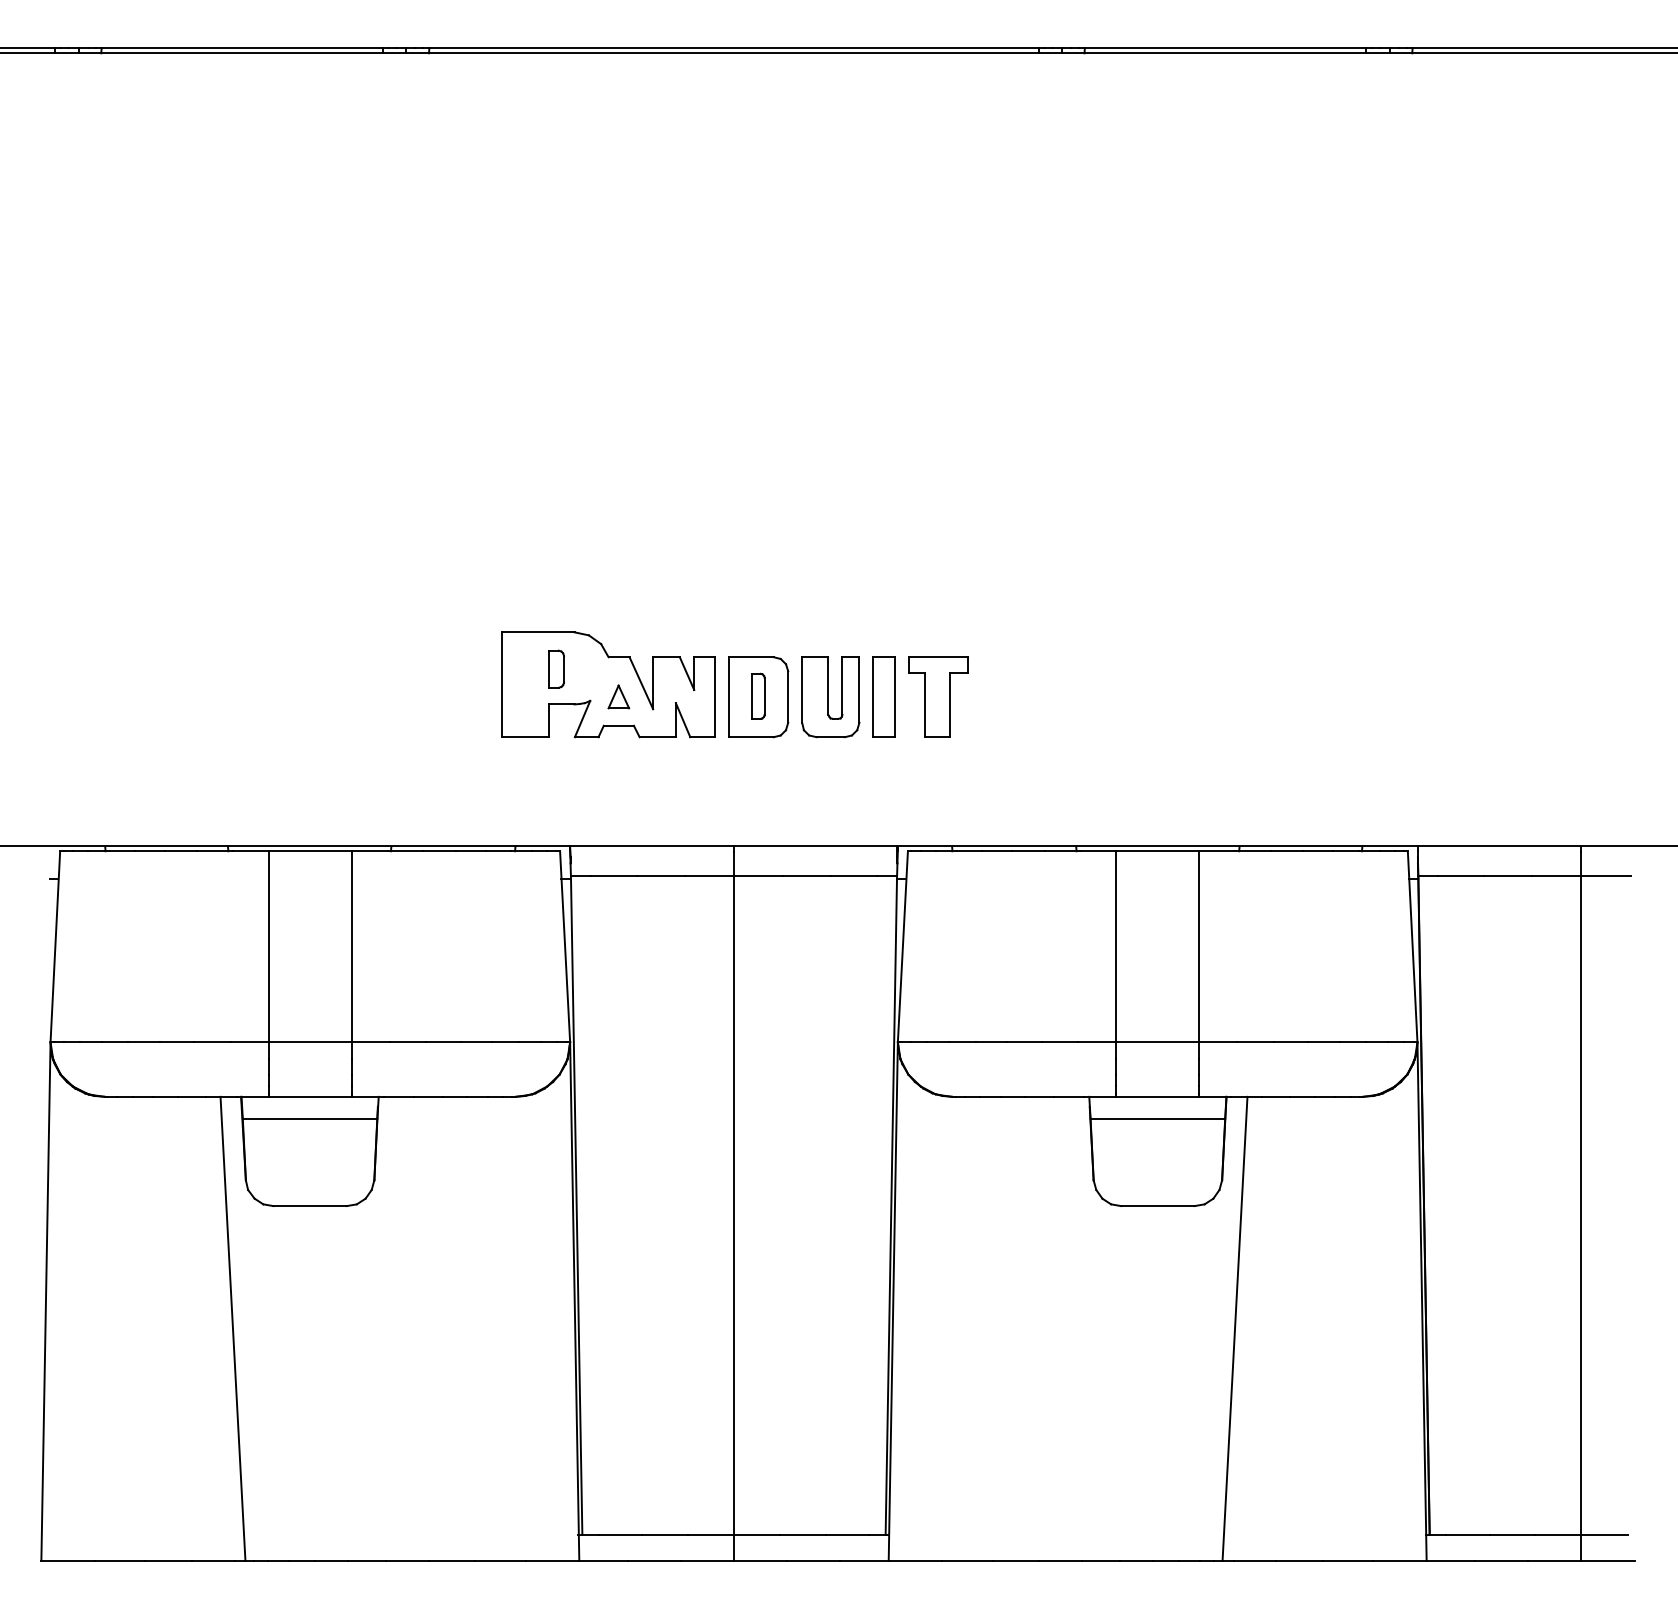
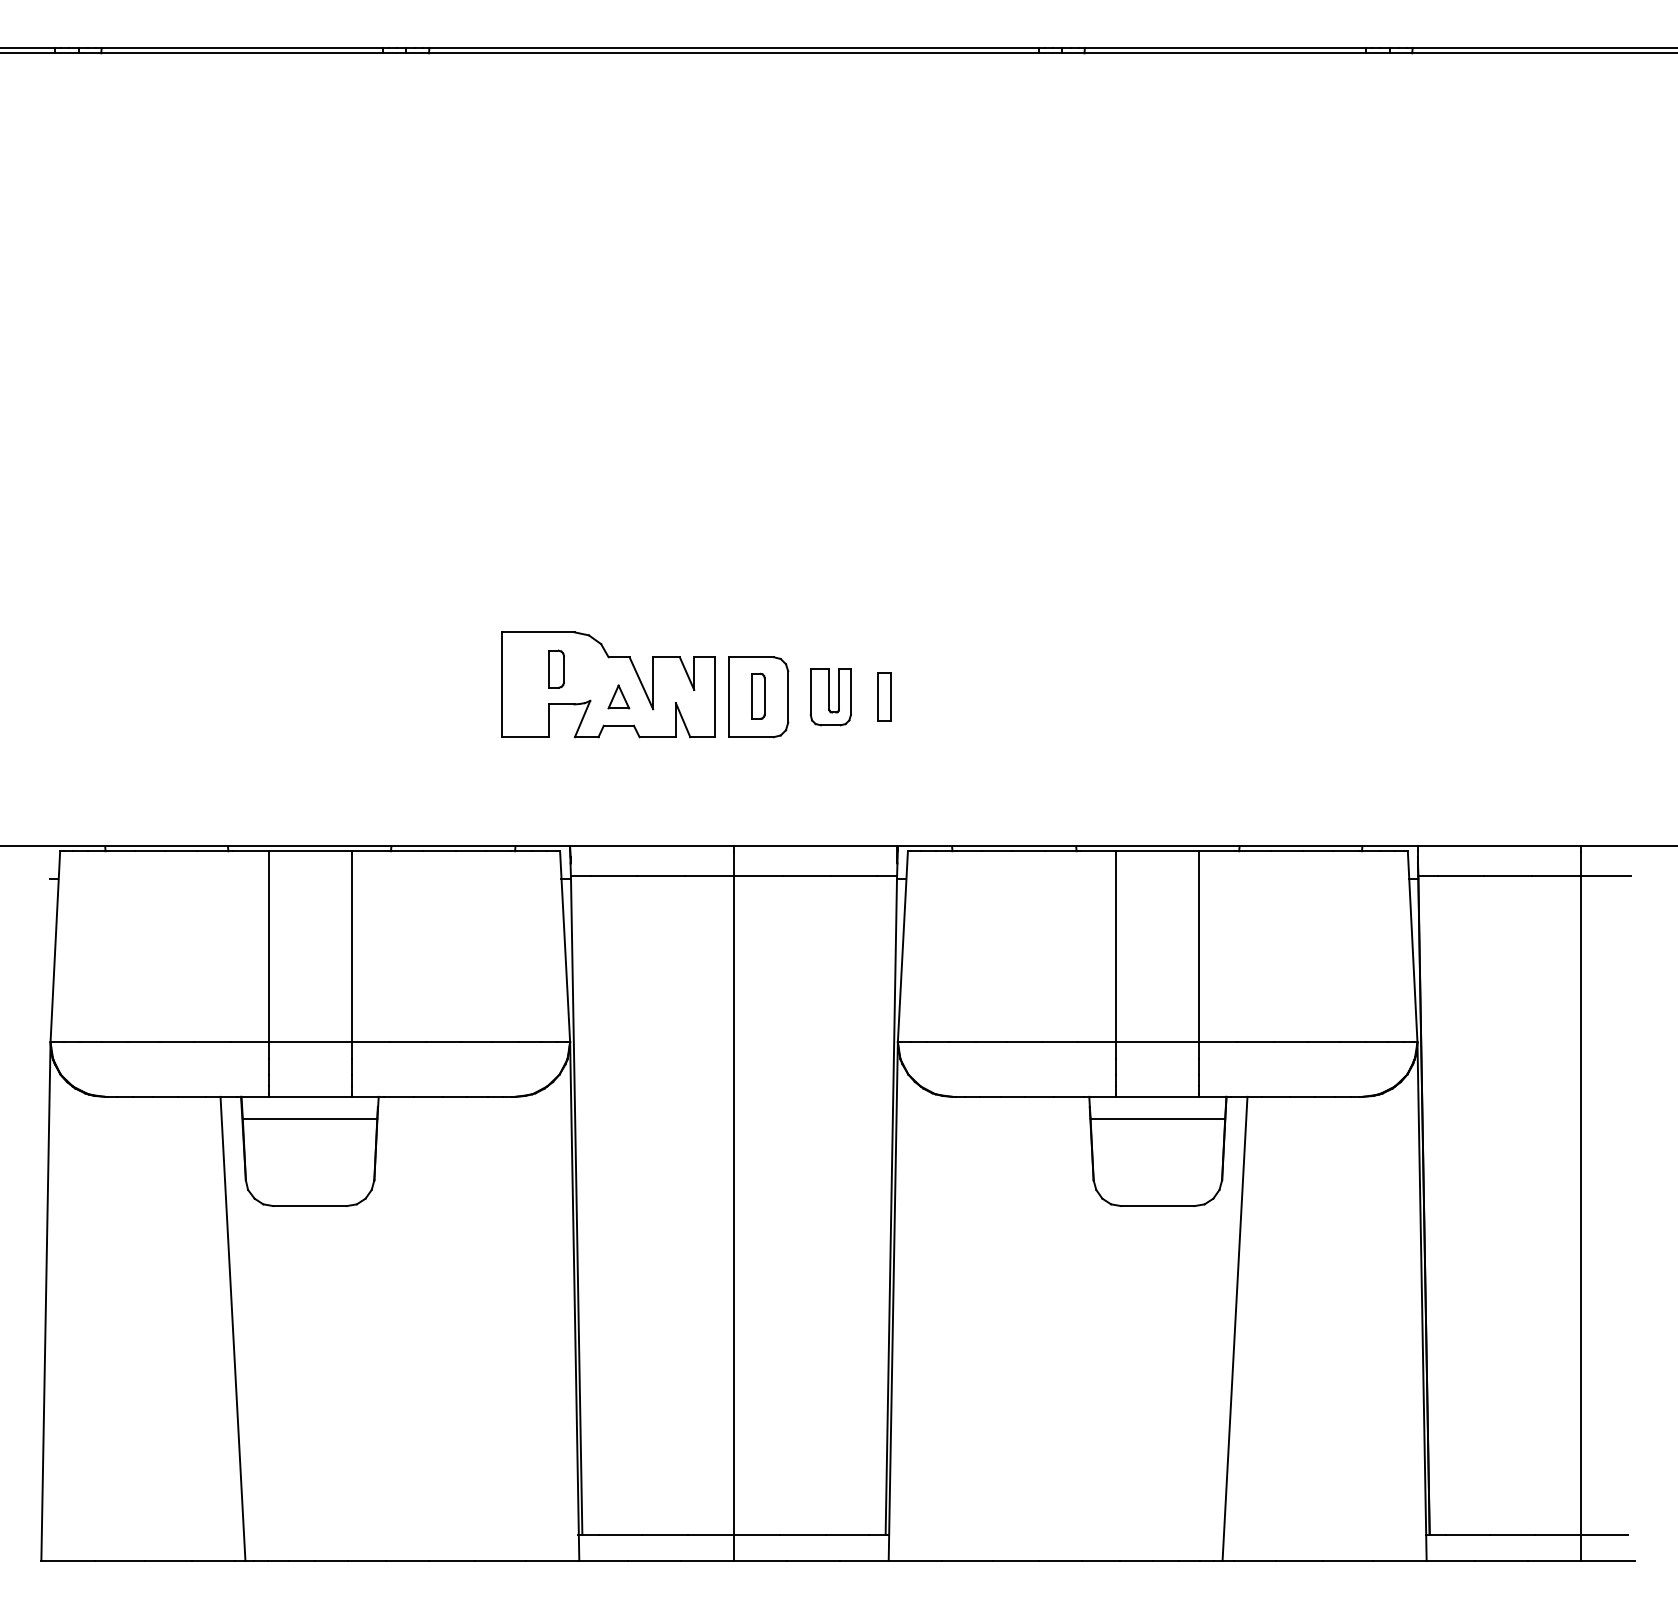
part size: 24x82 px -> 15x50 px (884, 696)
part: present -> none (938, 696)
part size: 60x83 px -> 43x59 px (830, 697)
